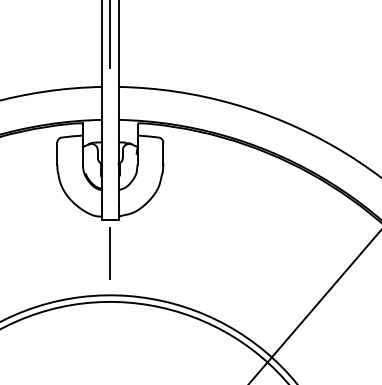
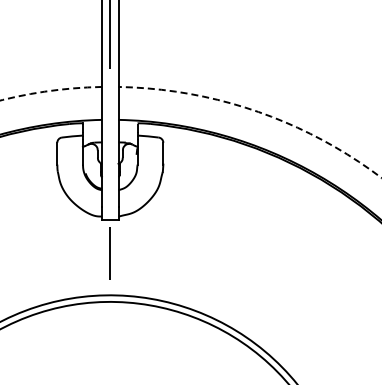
arc: solid -> dashed (49, 91)
arc: solid -> dashed (258, 111)
line: present -> none (314, 306)
